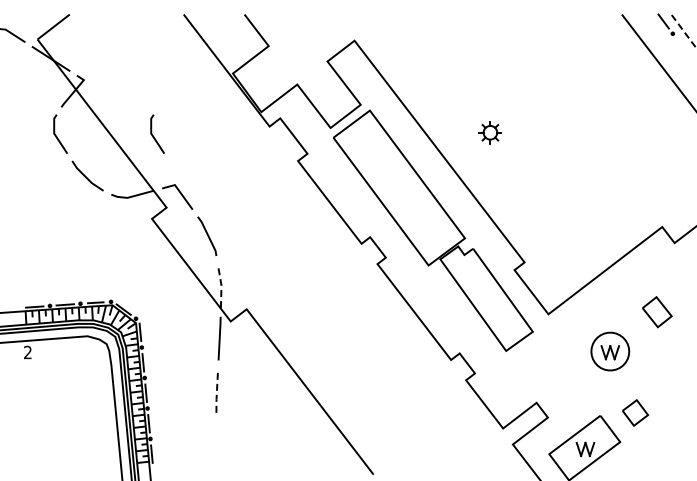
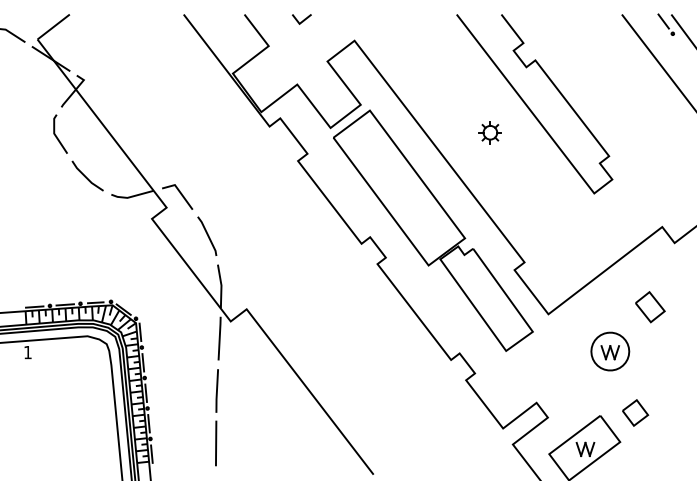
line: none -> present (302, 20)
line: dashed -> solid (683, 31)
curve: none -> present (530, 108)
line: present -> none (154, 136)
line: dashed -> solid (221, 285)
part position: (657, 312) -> (650, 307) (650, 307)
text: 2 -> 1 (27, 352)
line: dashed -> solid (216, 391)
line: none -> present (215, 443)
